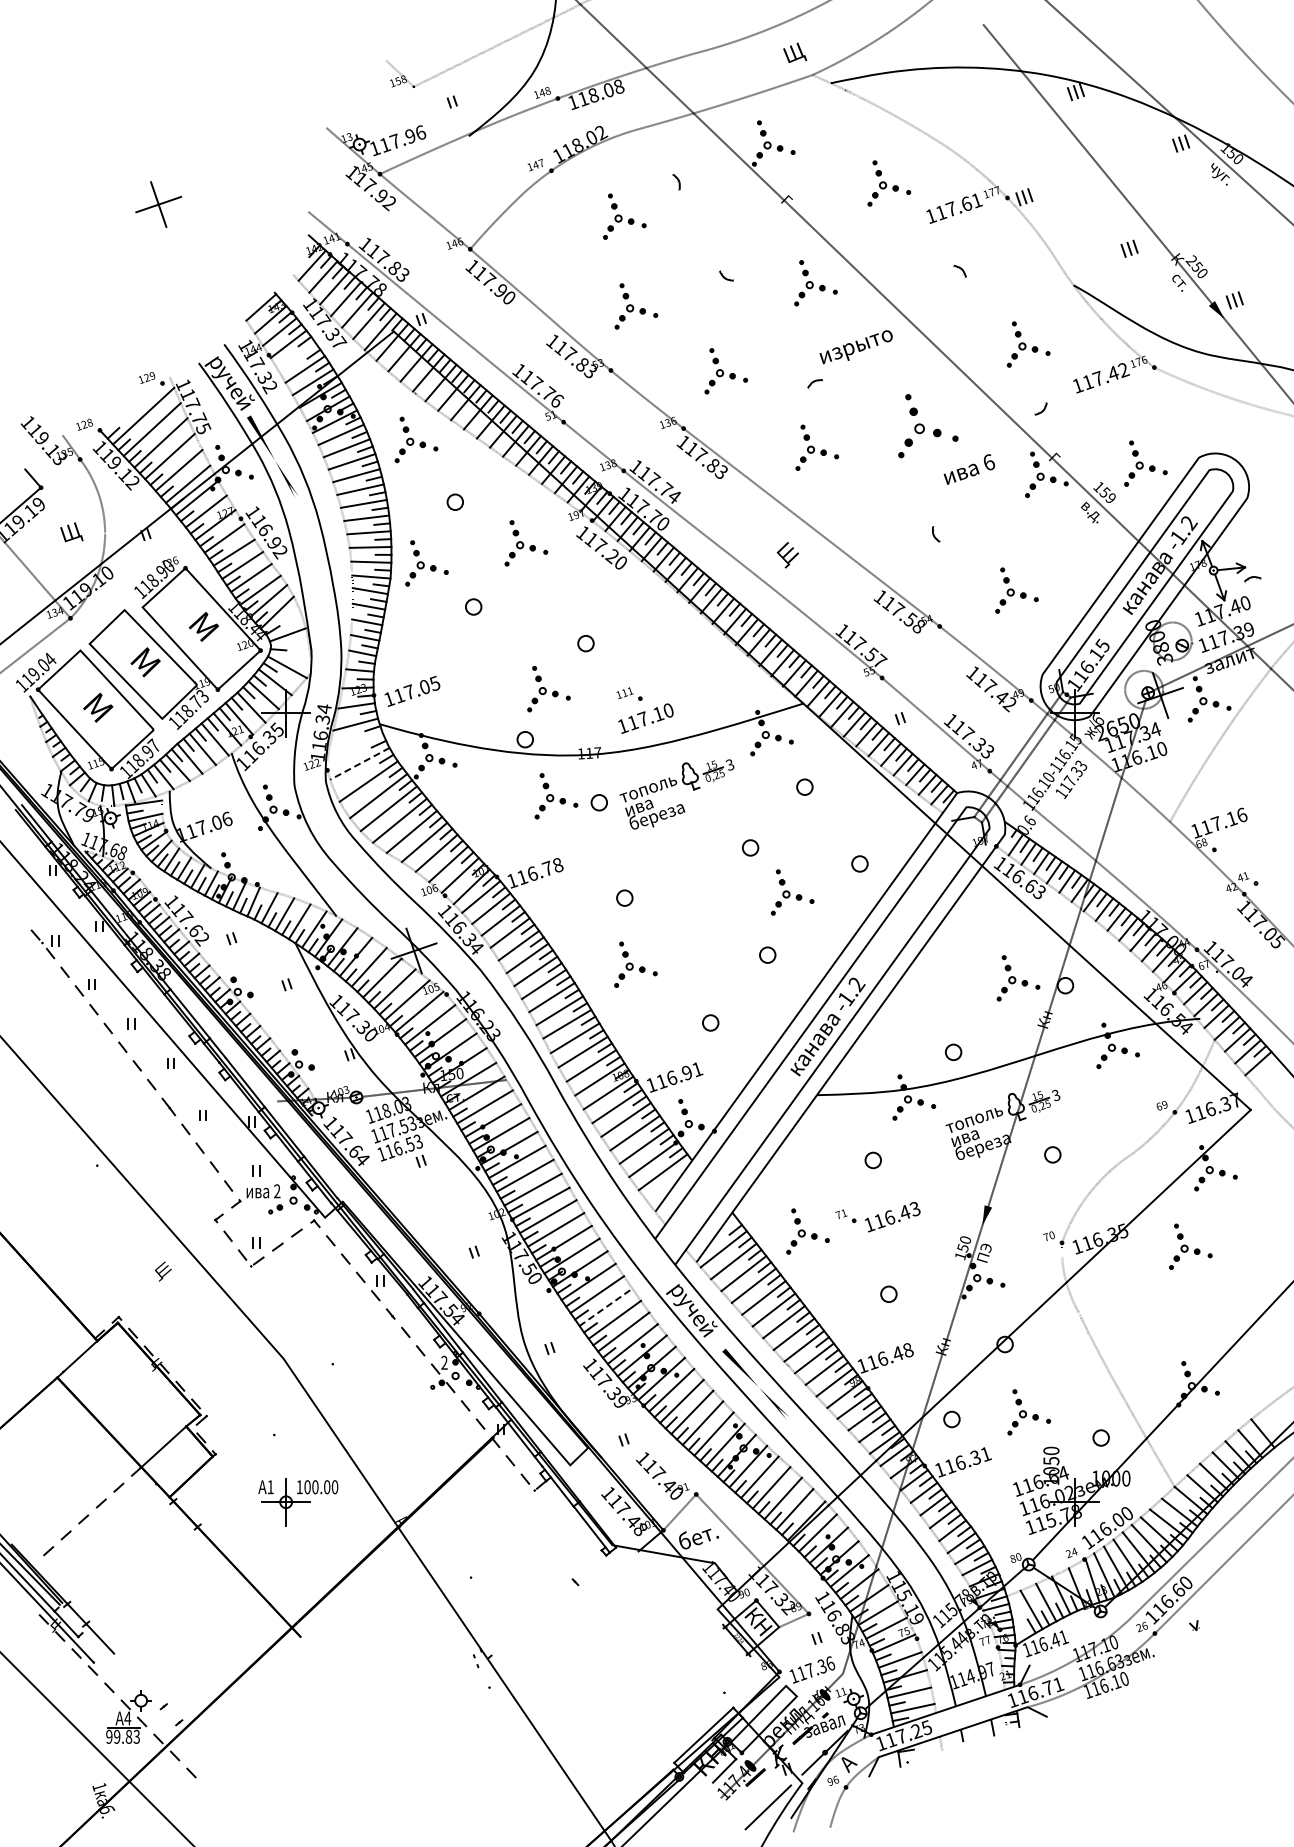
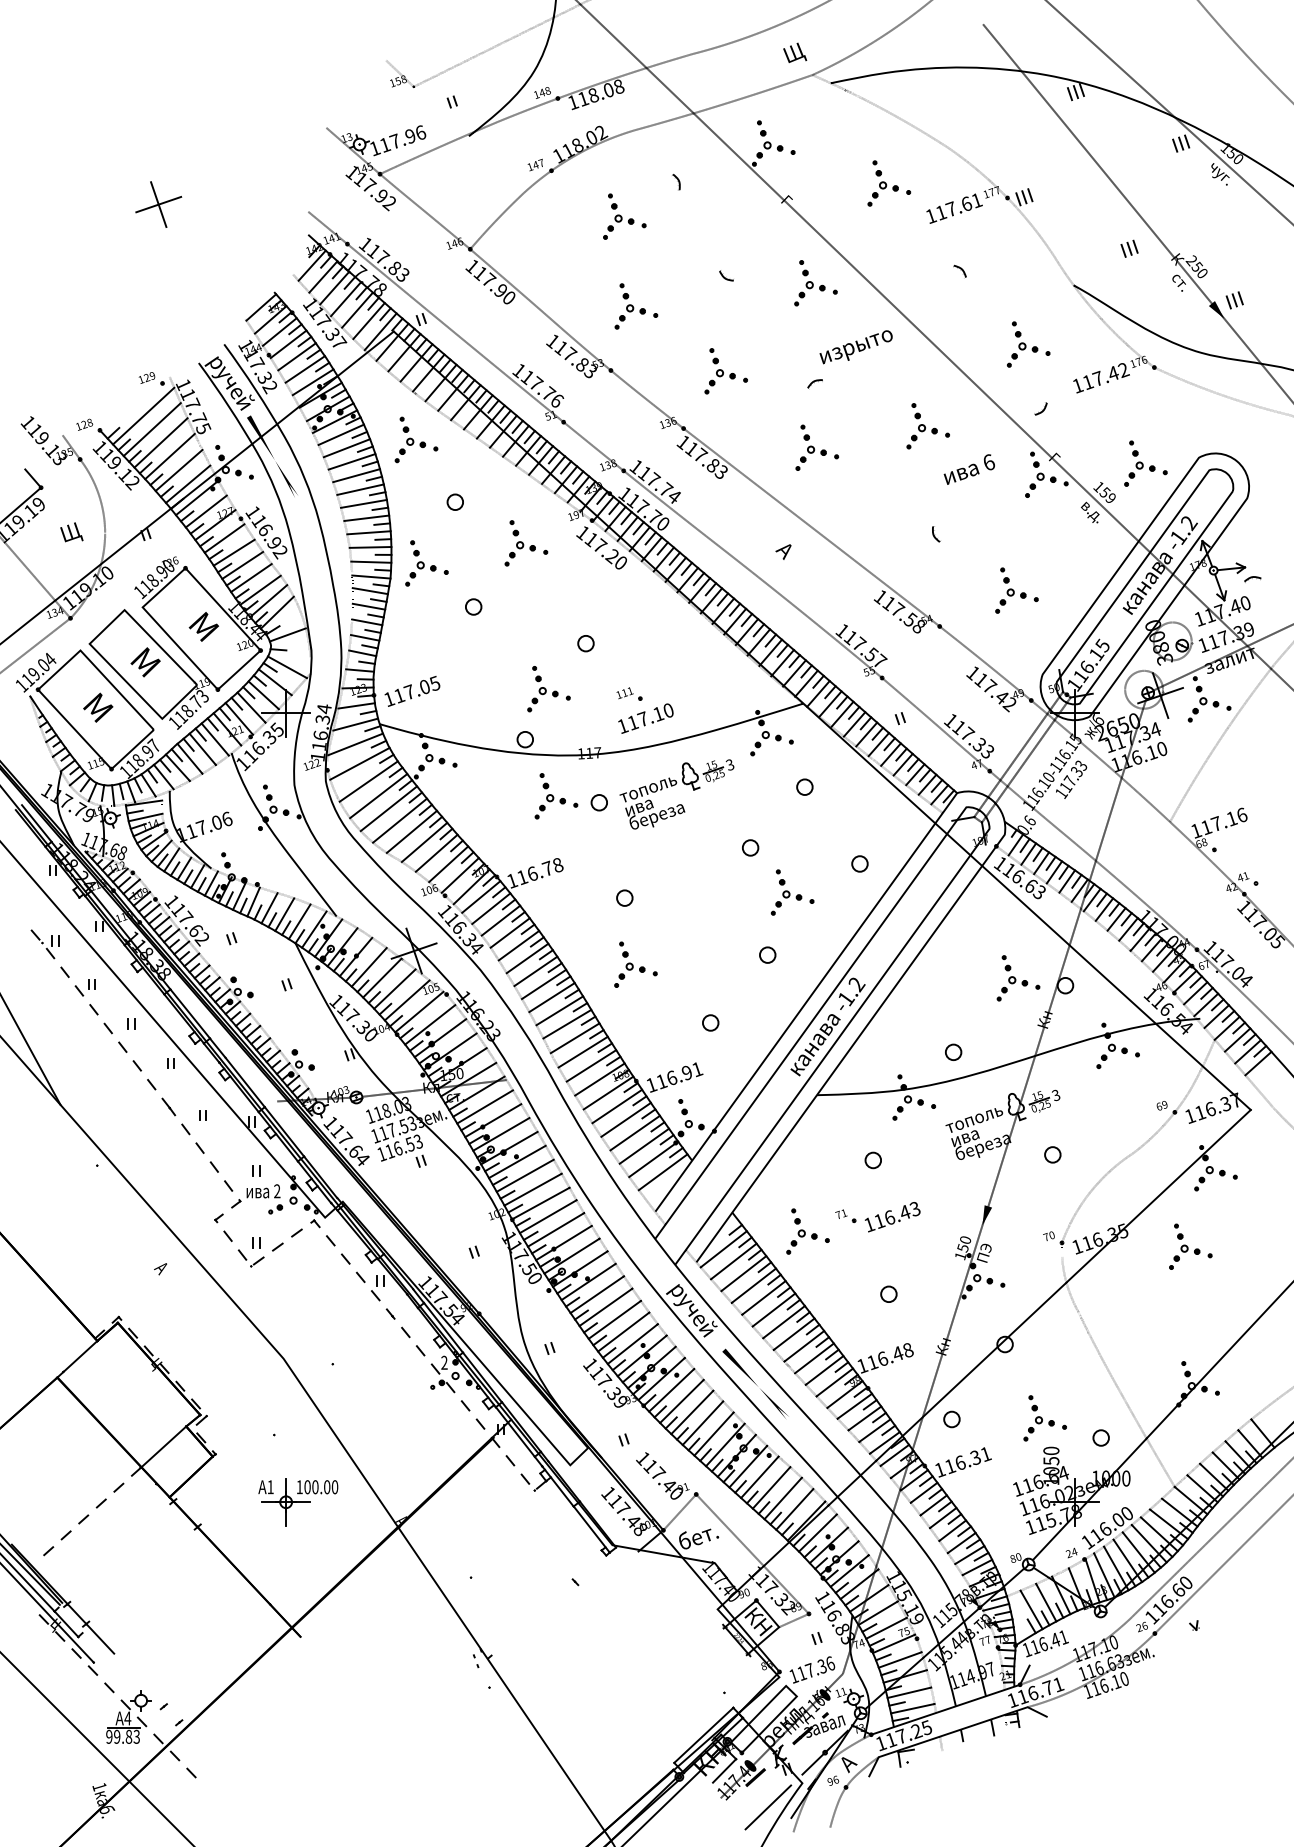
line: none -> present (296, 356)
part size: 61x65 px -> 44x47 px (927, 426)
text: Щ -> А (787, 555)
line: none -> present (355, 744)
line: dashed -> solid (359, 763)
line: none -> present (31, 1050)
text: Щ -> А (162, 1271)
line: dashed -> solid (606, 1307)
part position: (1028, 1412) -> (1044, 1418) (1044, 1418)
